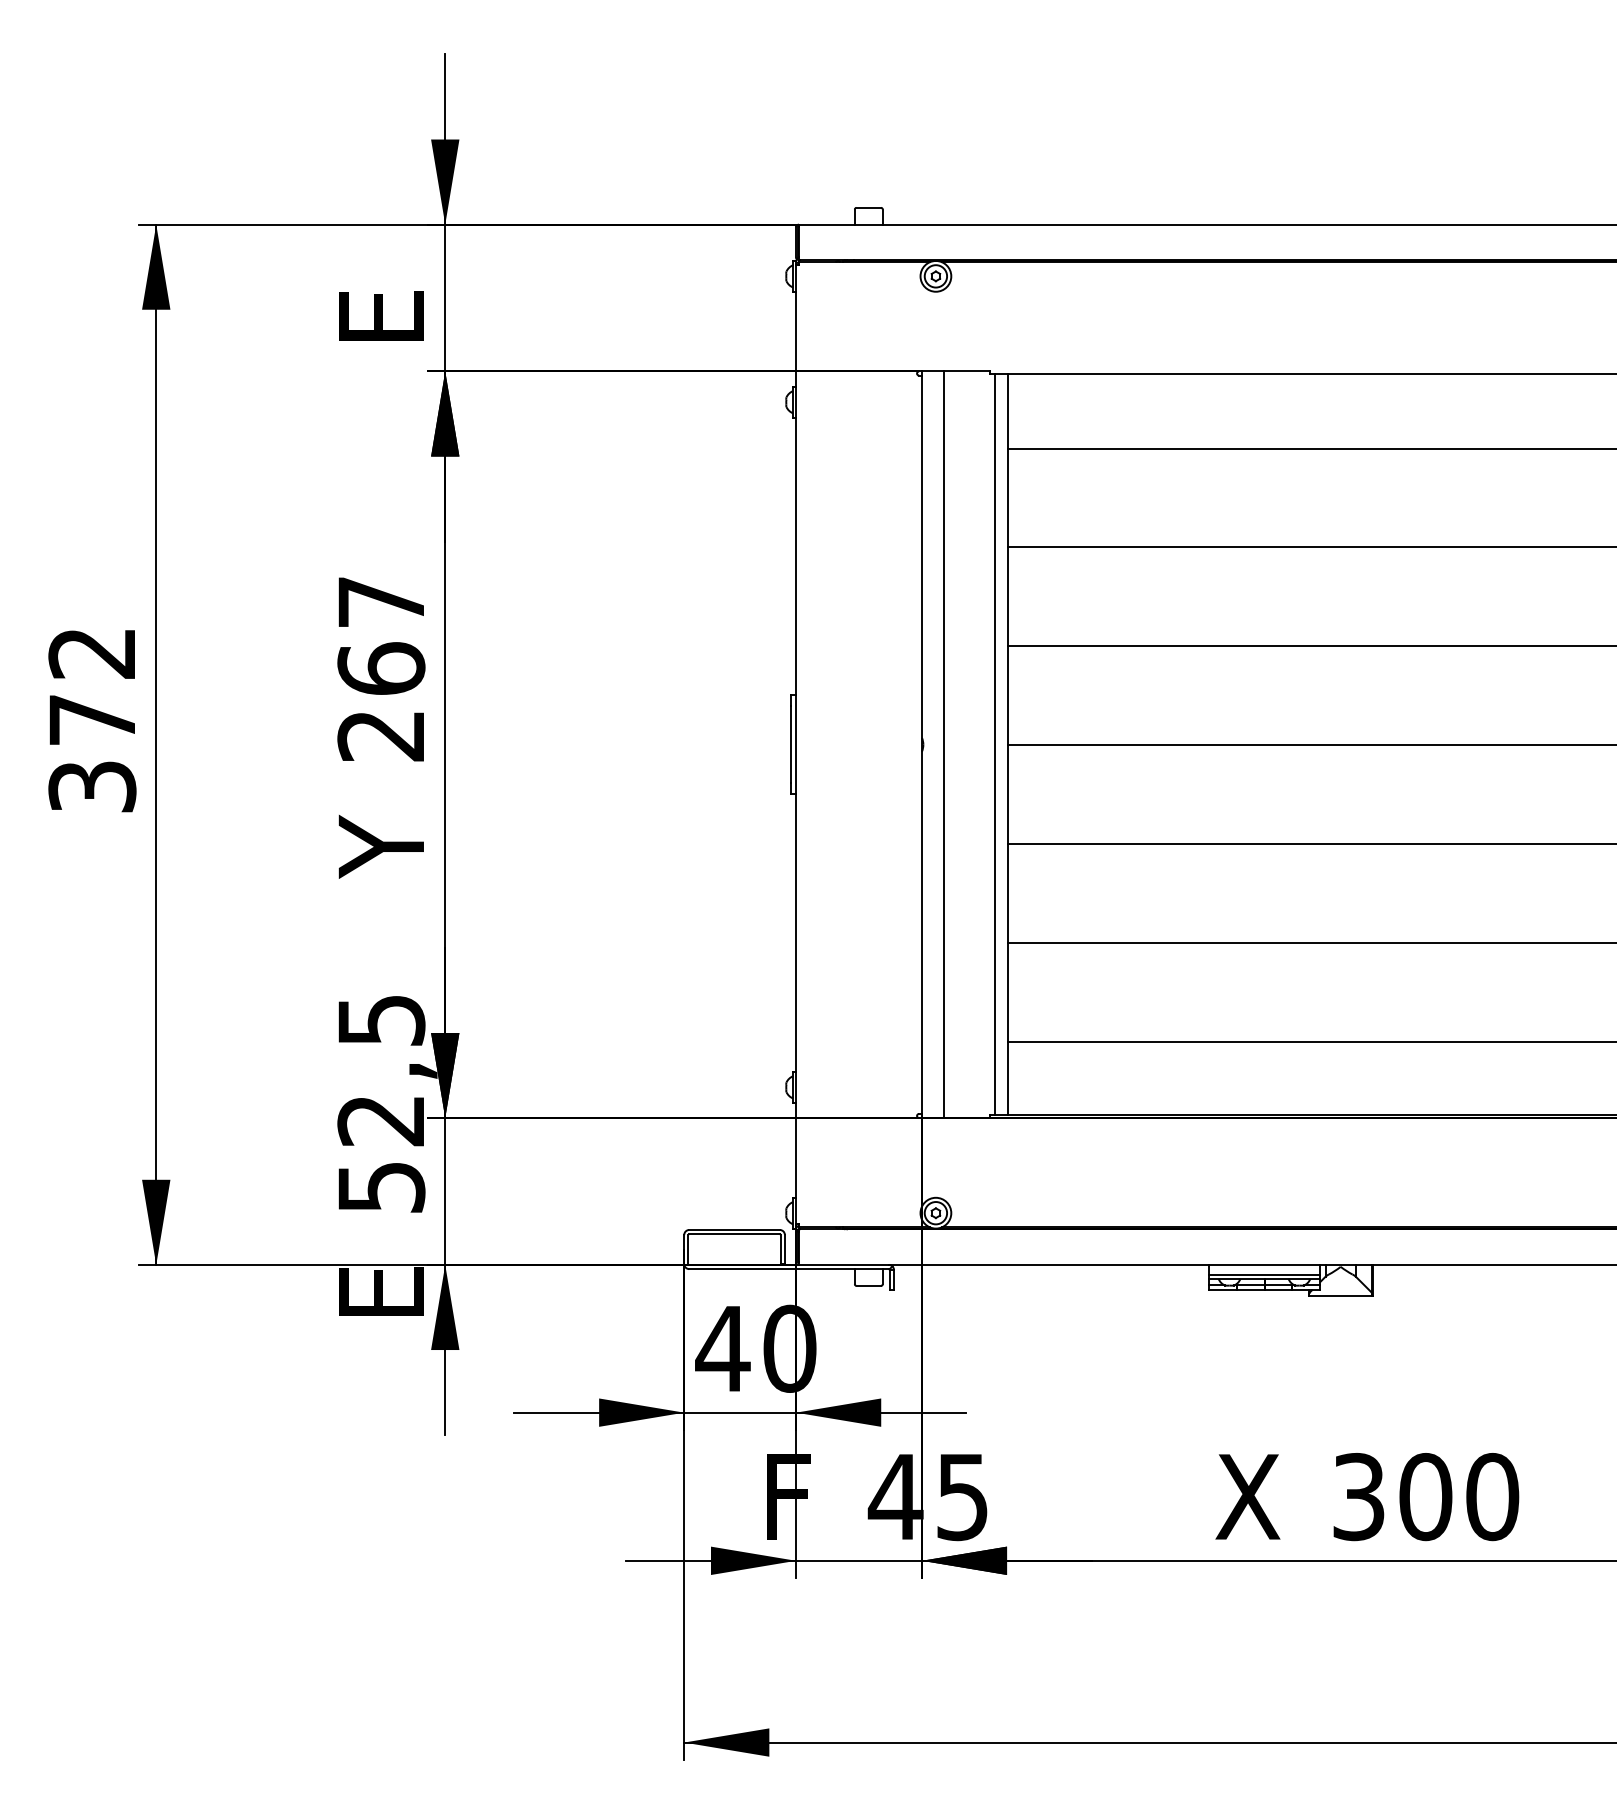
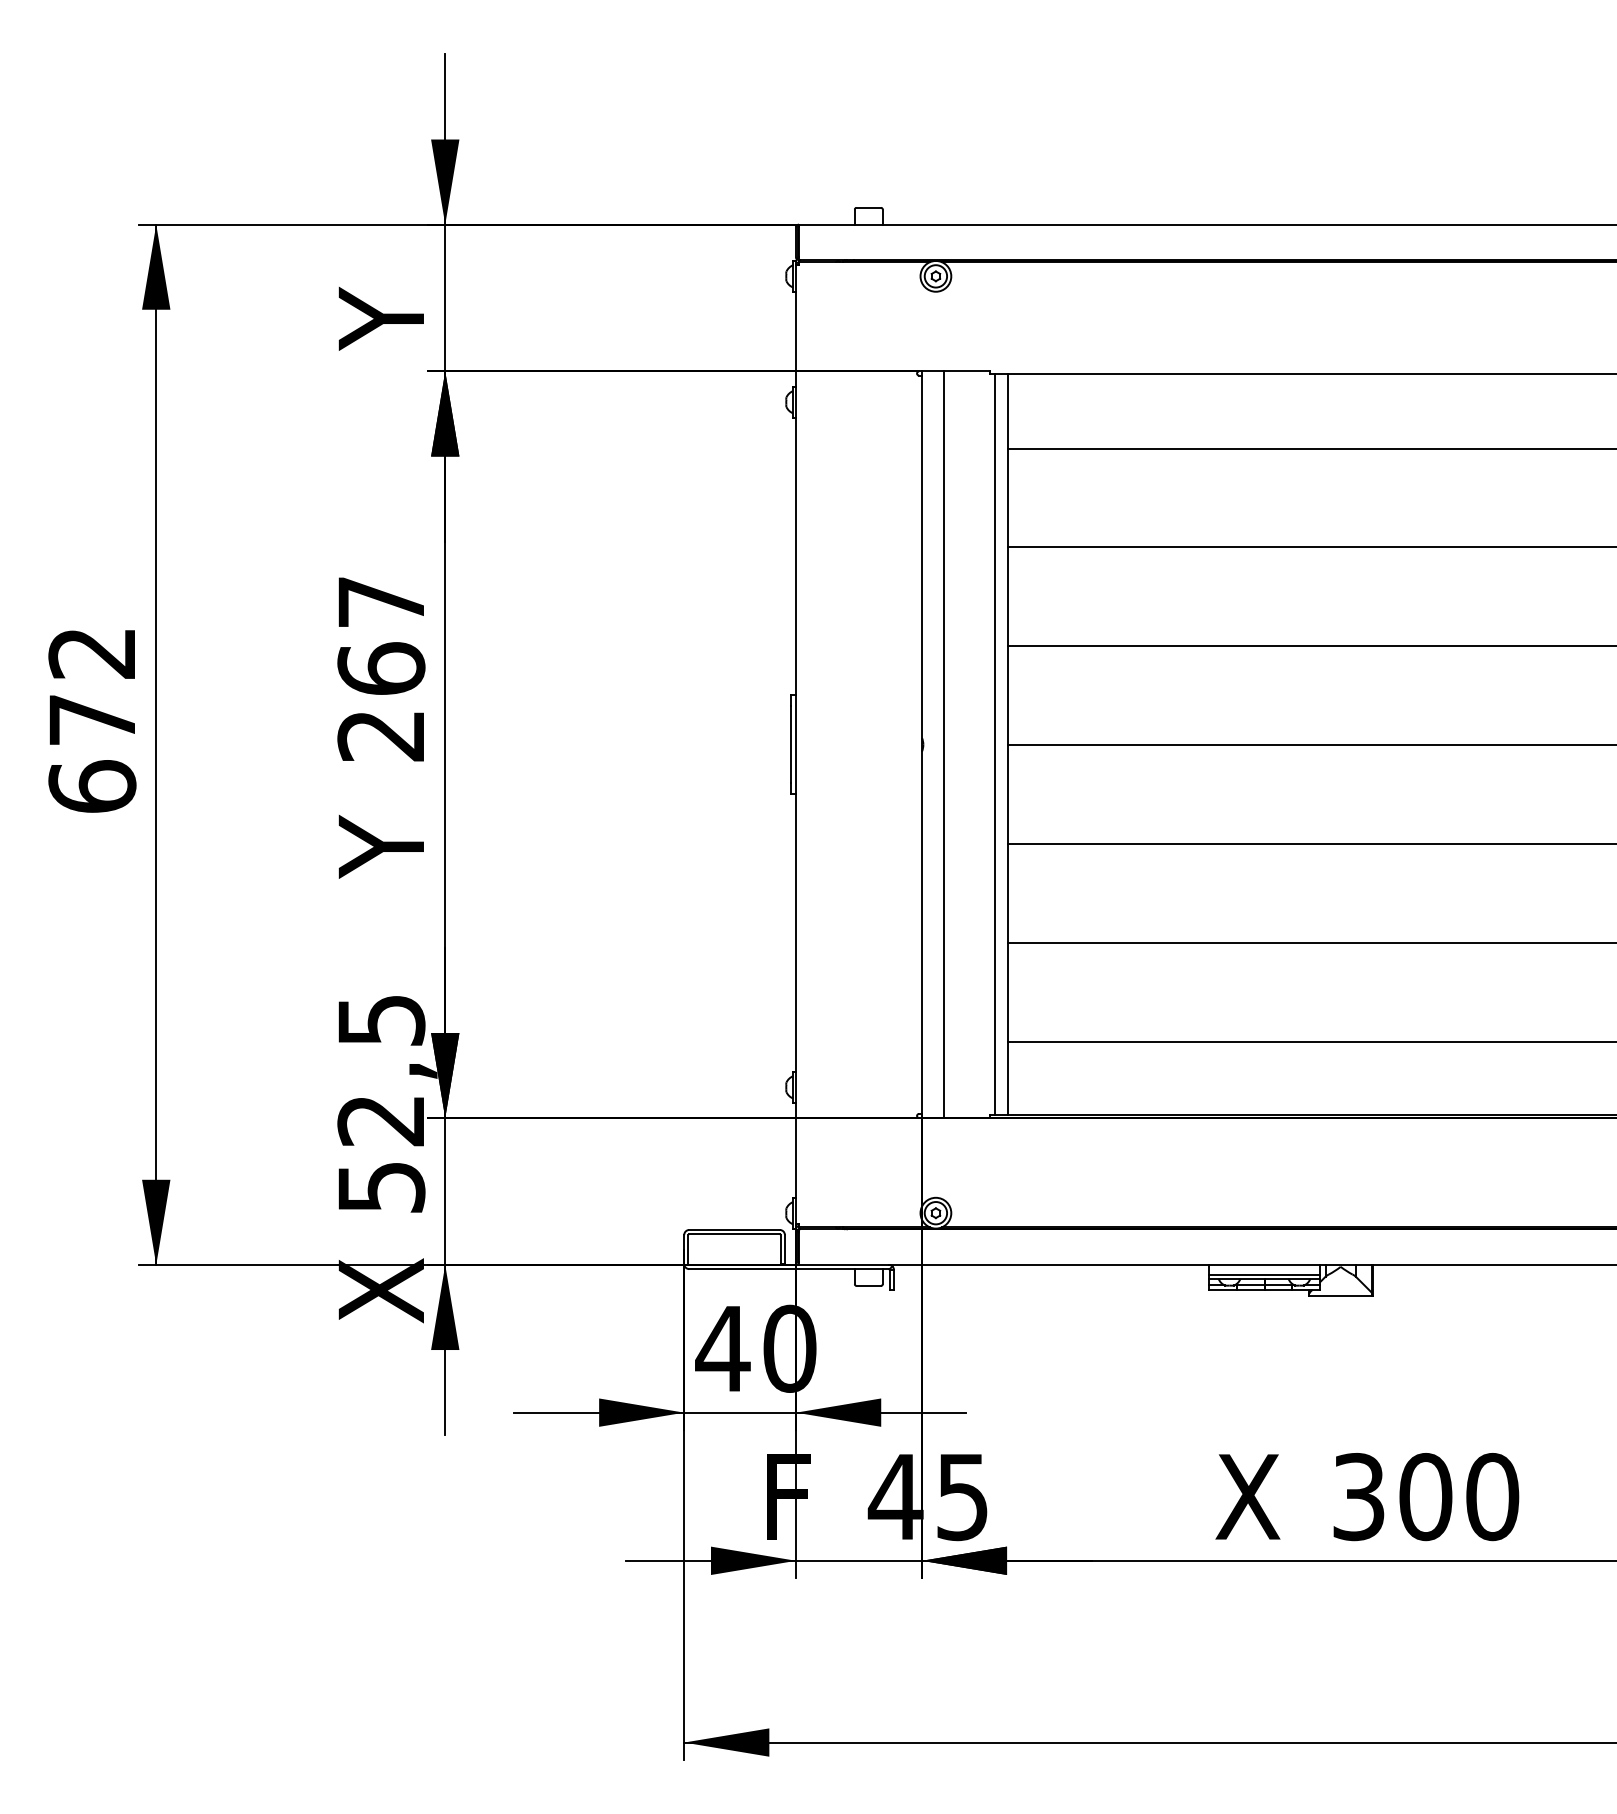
text: E -> Y (380, 318)
text: 372 -> 672 (92, 786)
text: E -> X (380, 1290)
